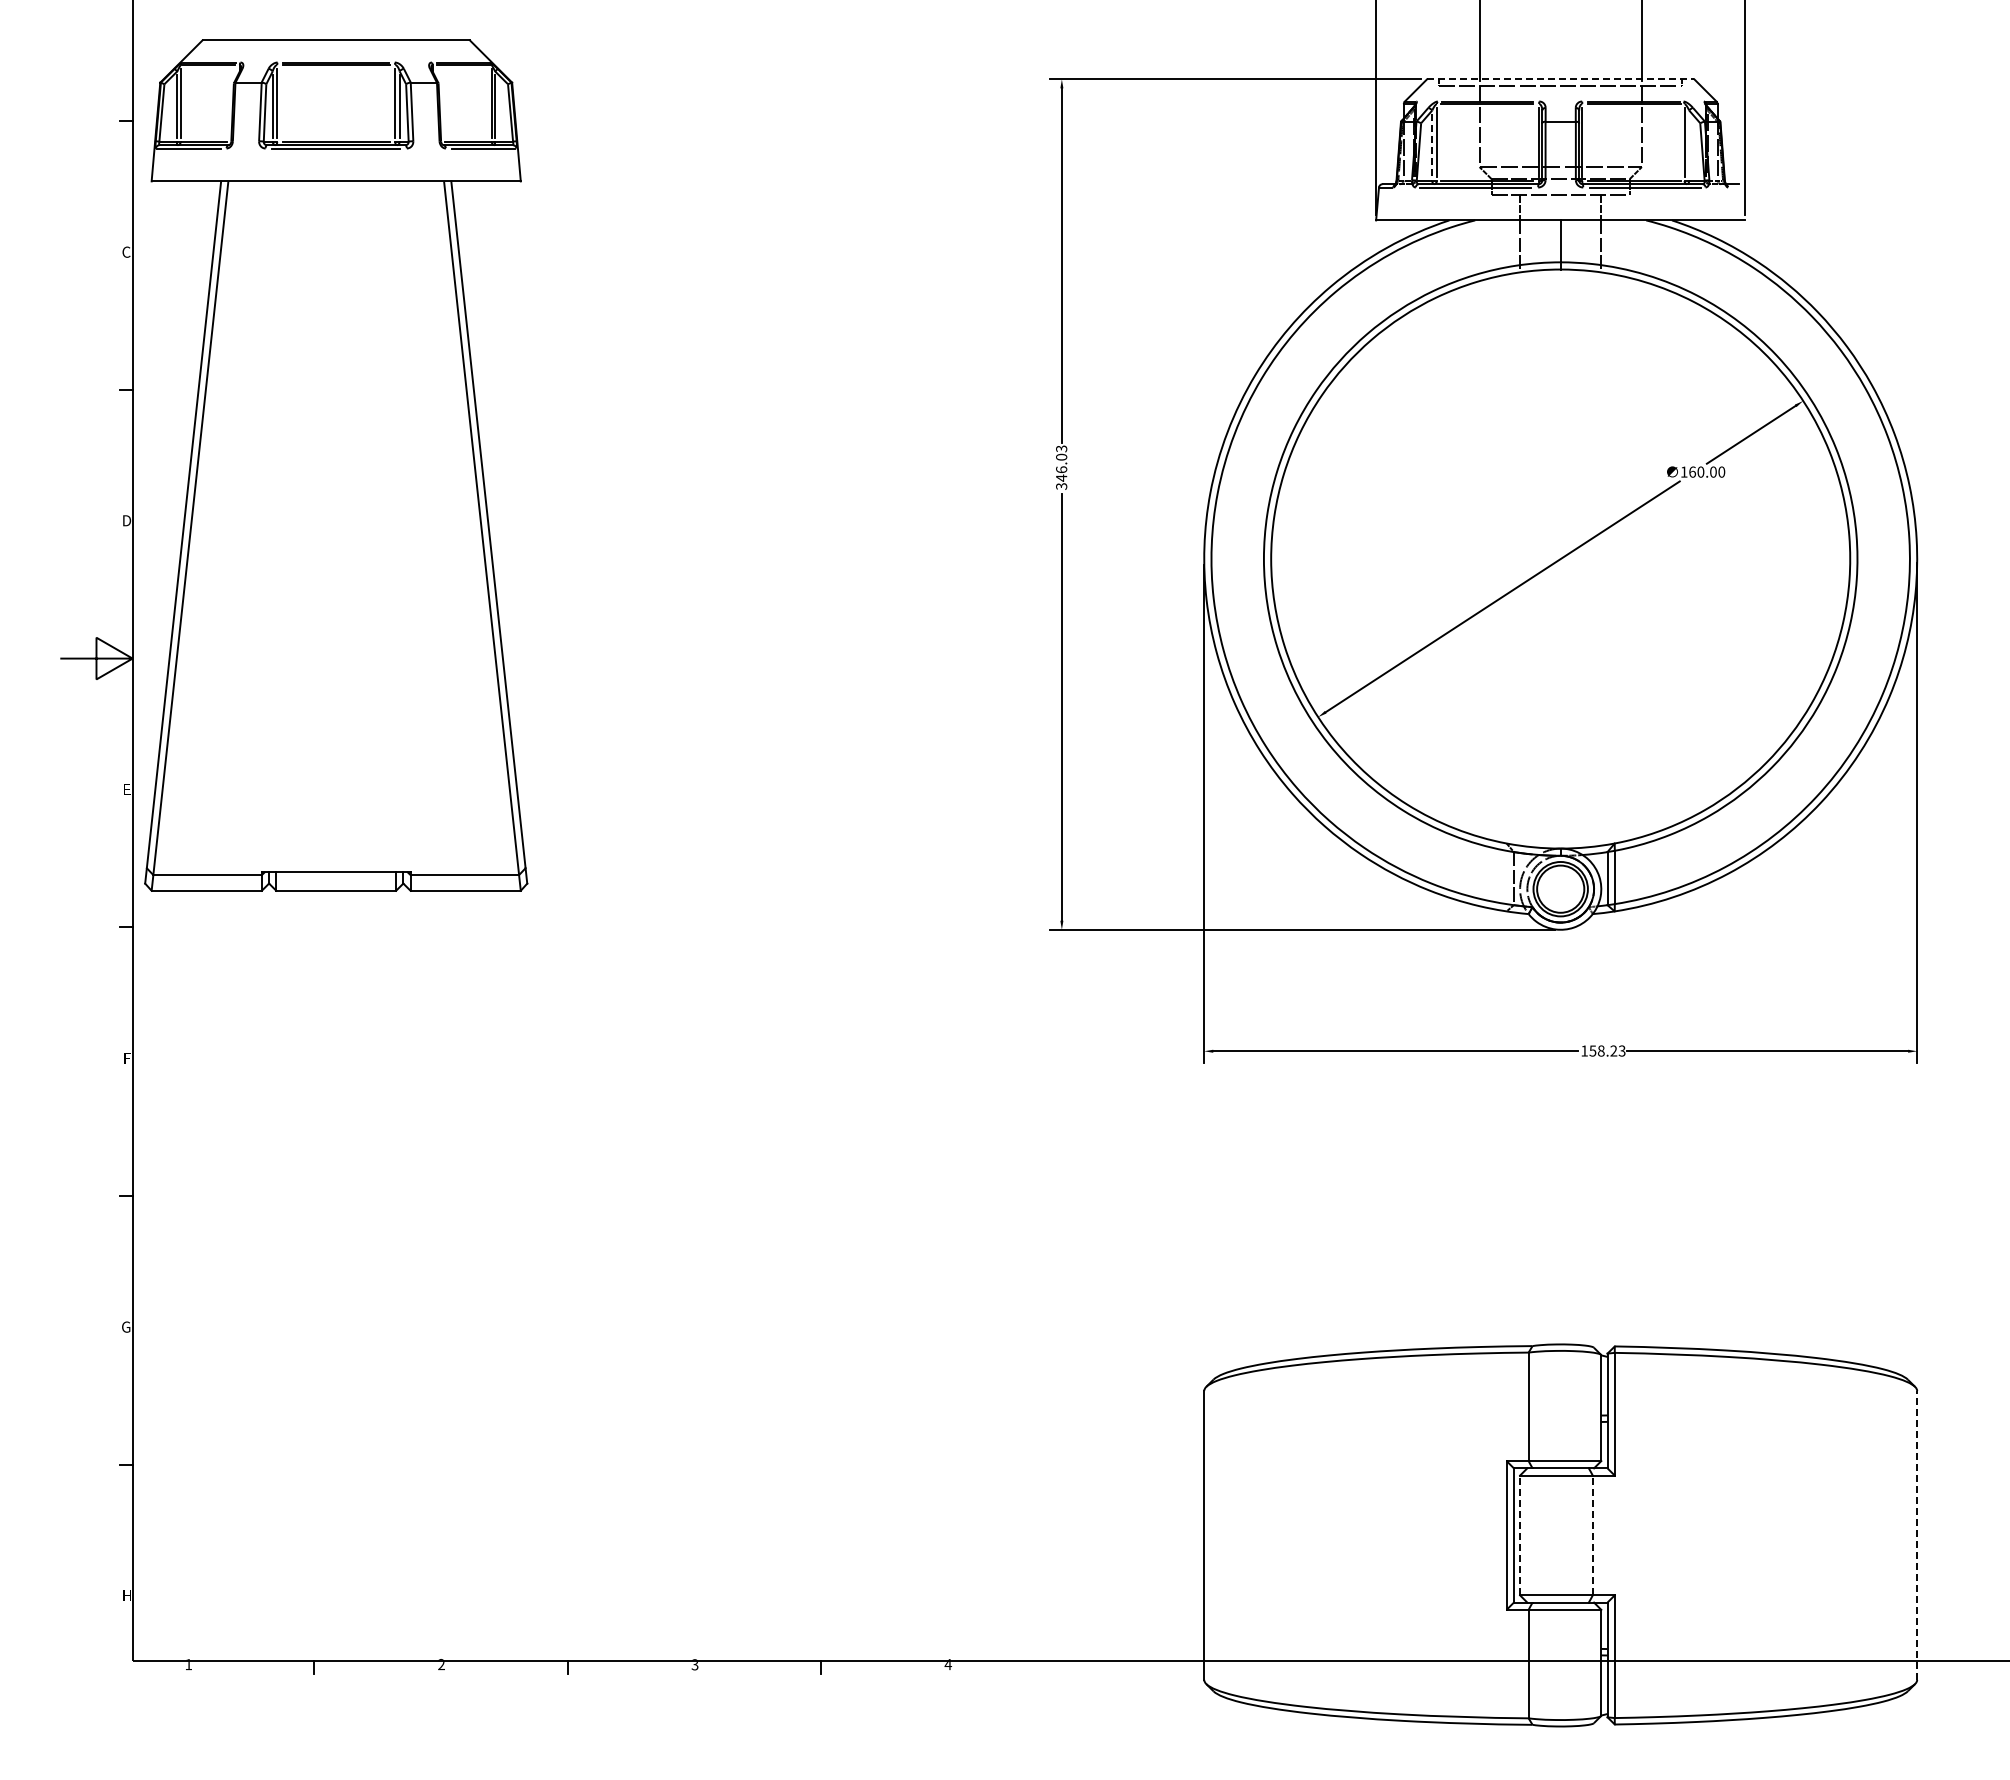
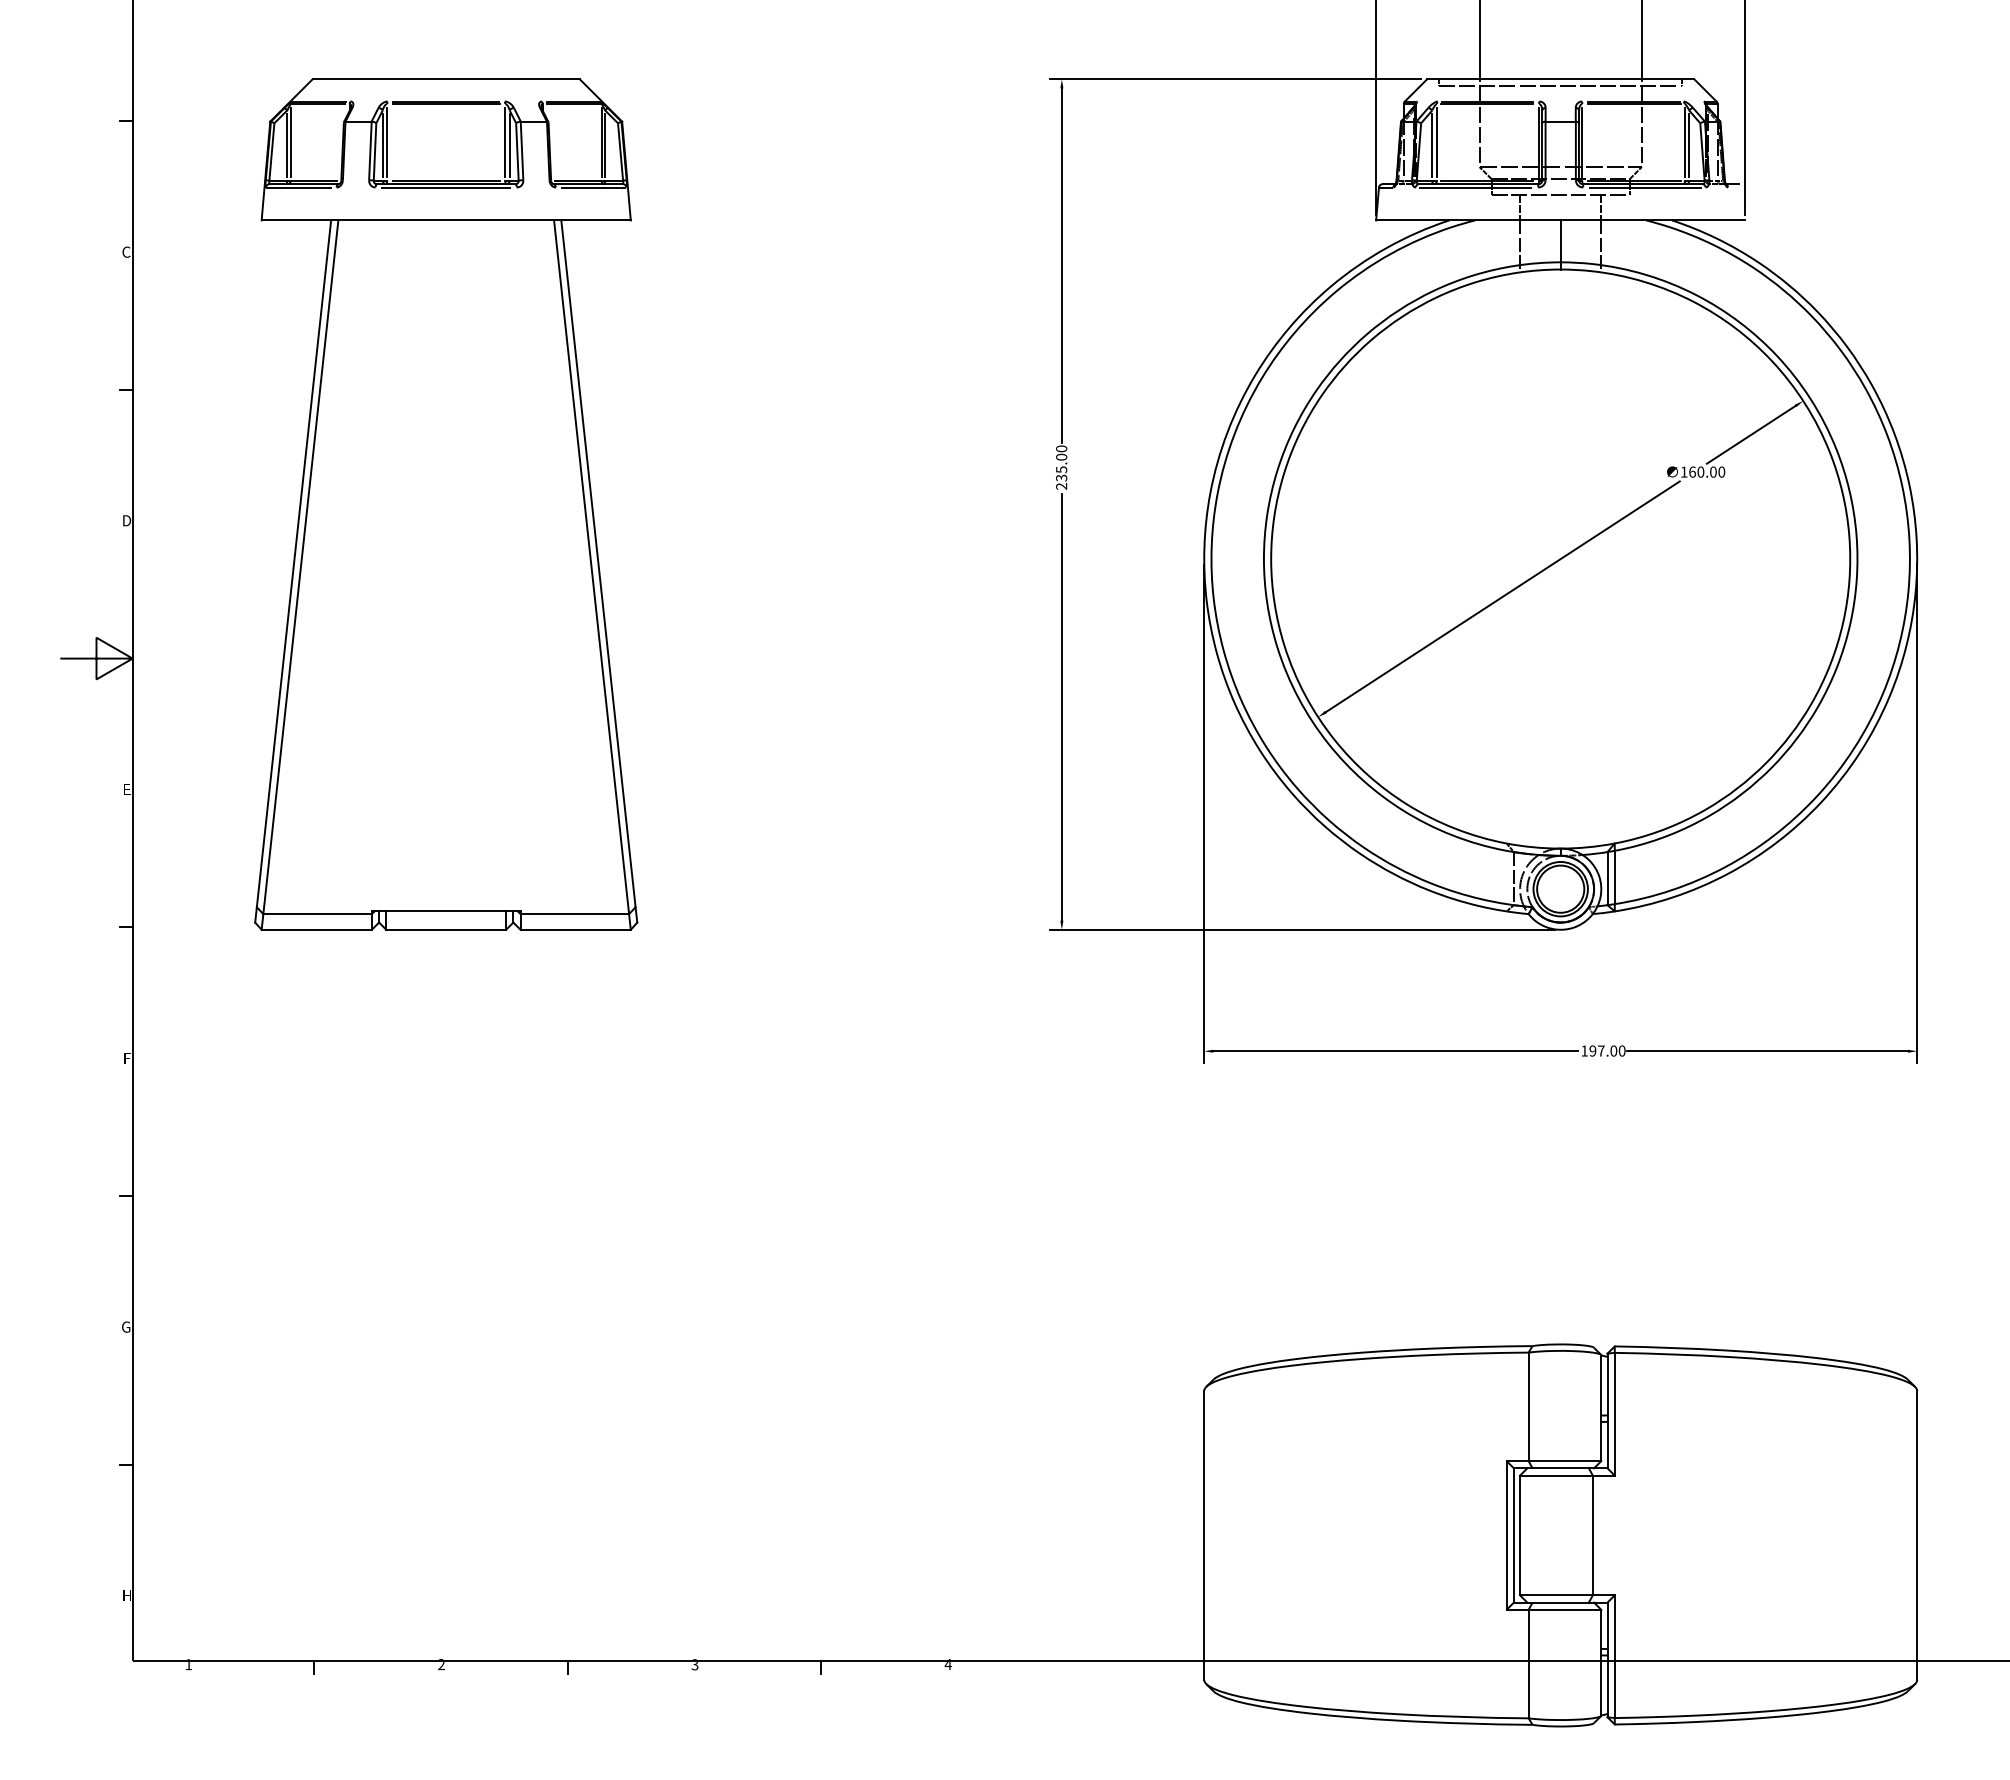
line: dashed -> solid (1560, 79)
line: dashed -> solid (1432, 145)
line: none -> present (1689, 145)
part position: (336, 465) -> (446, 504) (446, 504)
text: 346.03 -> 235.00 (1061, 467)
text: 158.23 -> 197.00 (1607, 1050)
line: dashed -> solid (1917, 1534)
line: dashed -> solid (1520, 1535)
line: dashed -> solid (1592, 1535)
